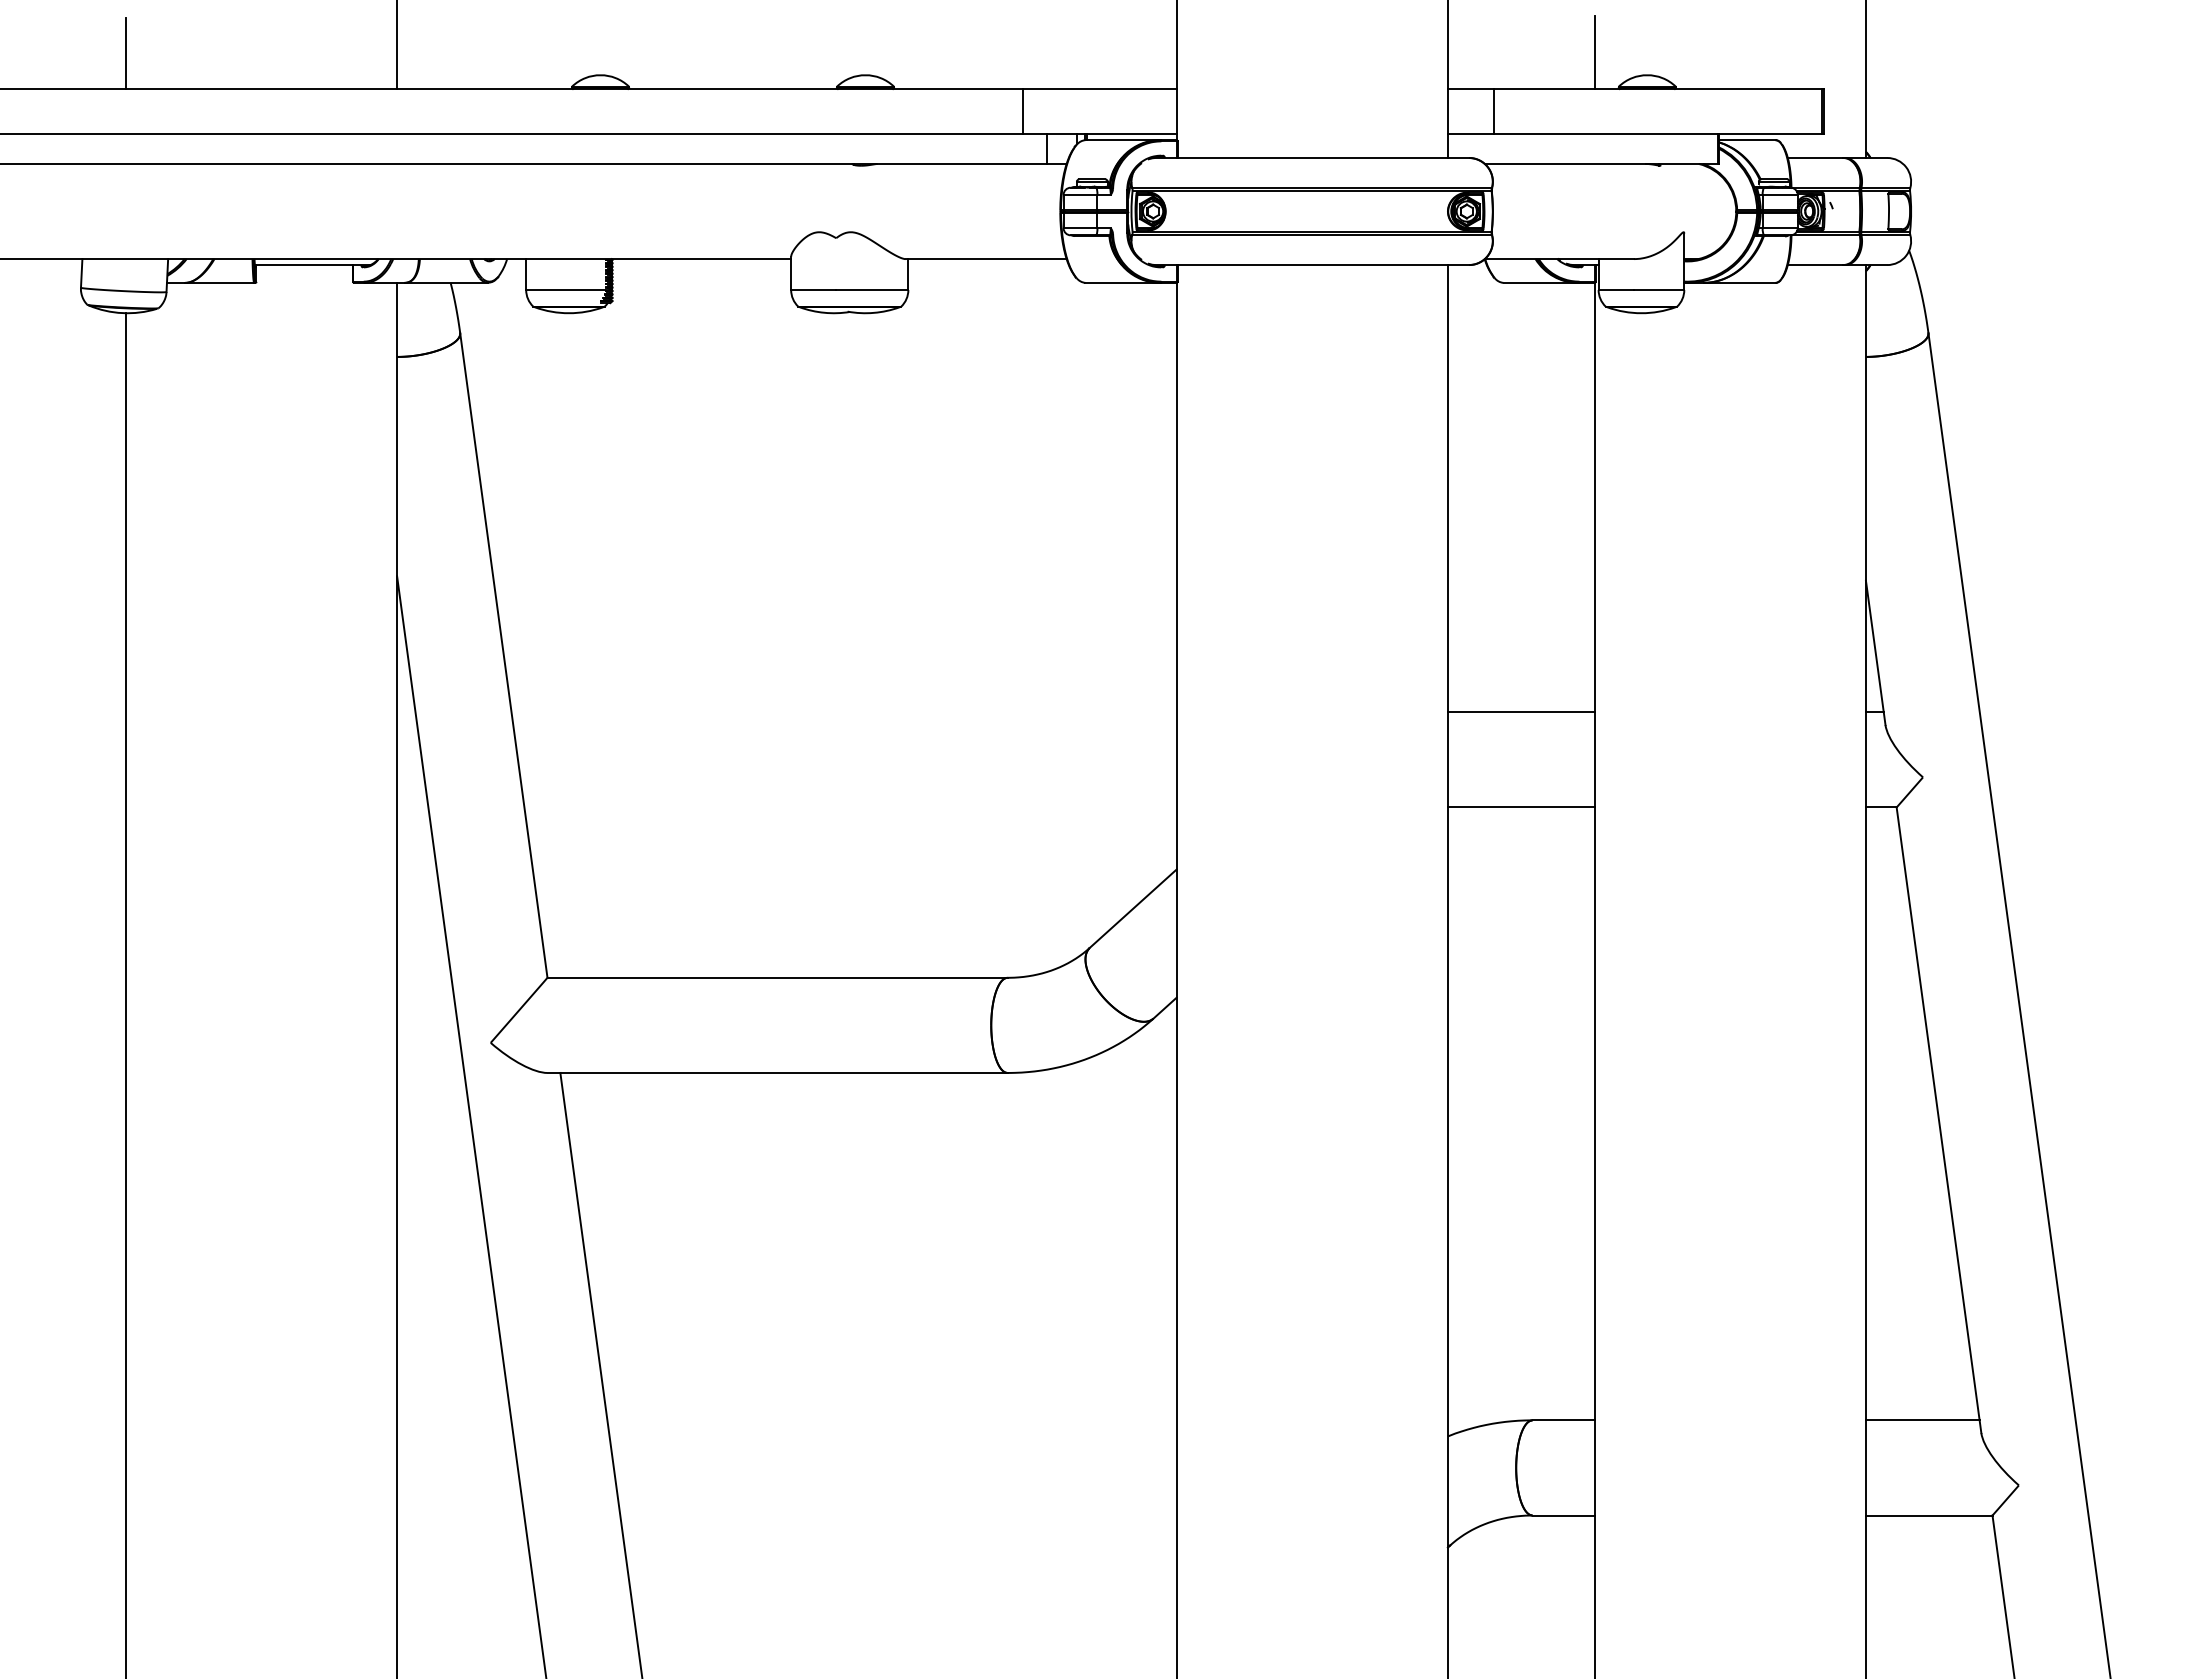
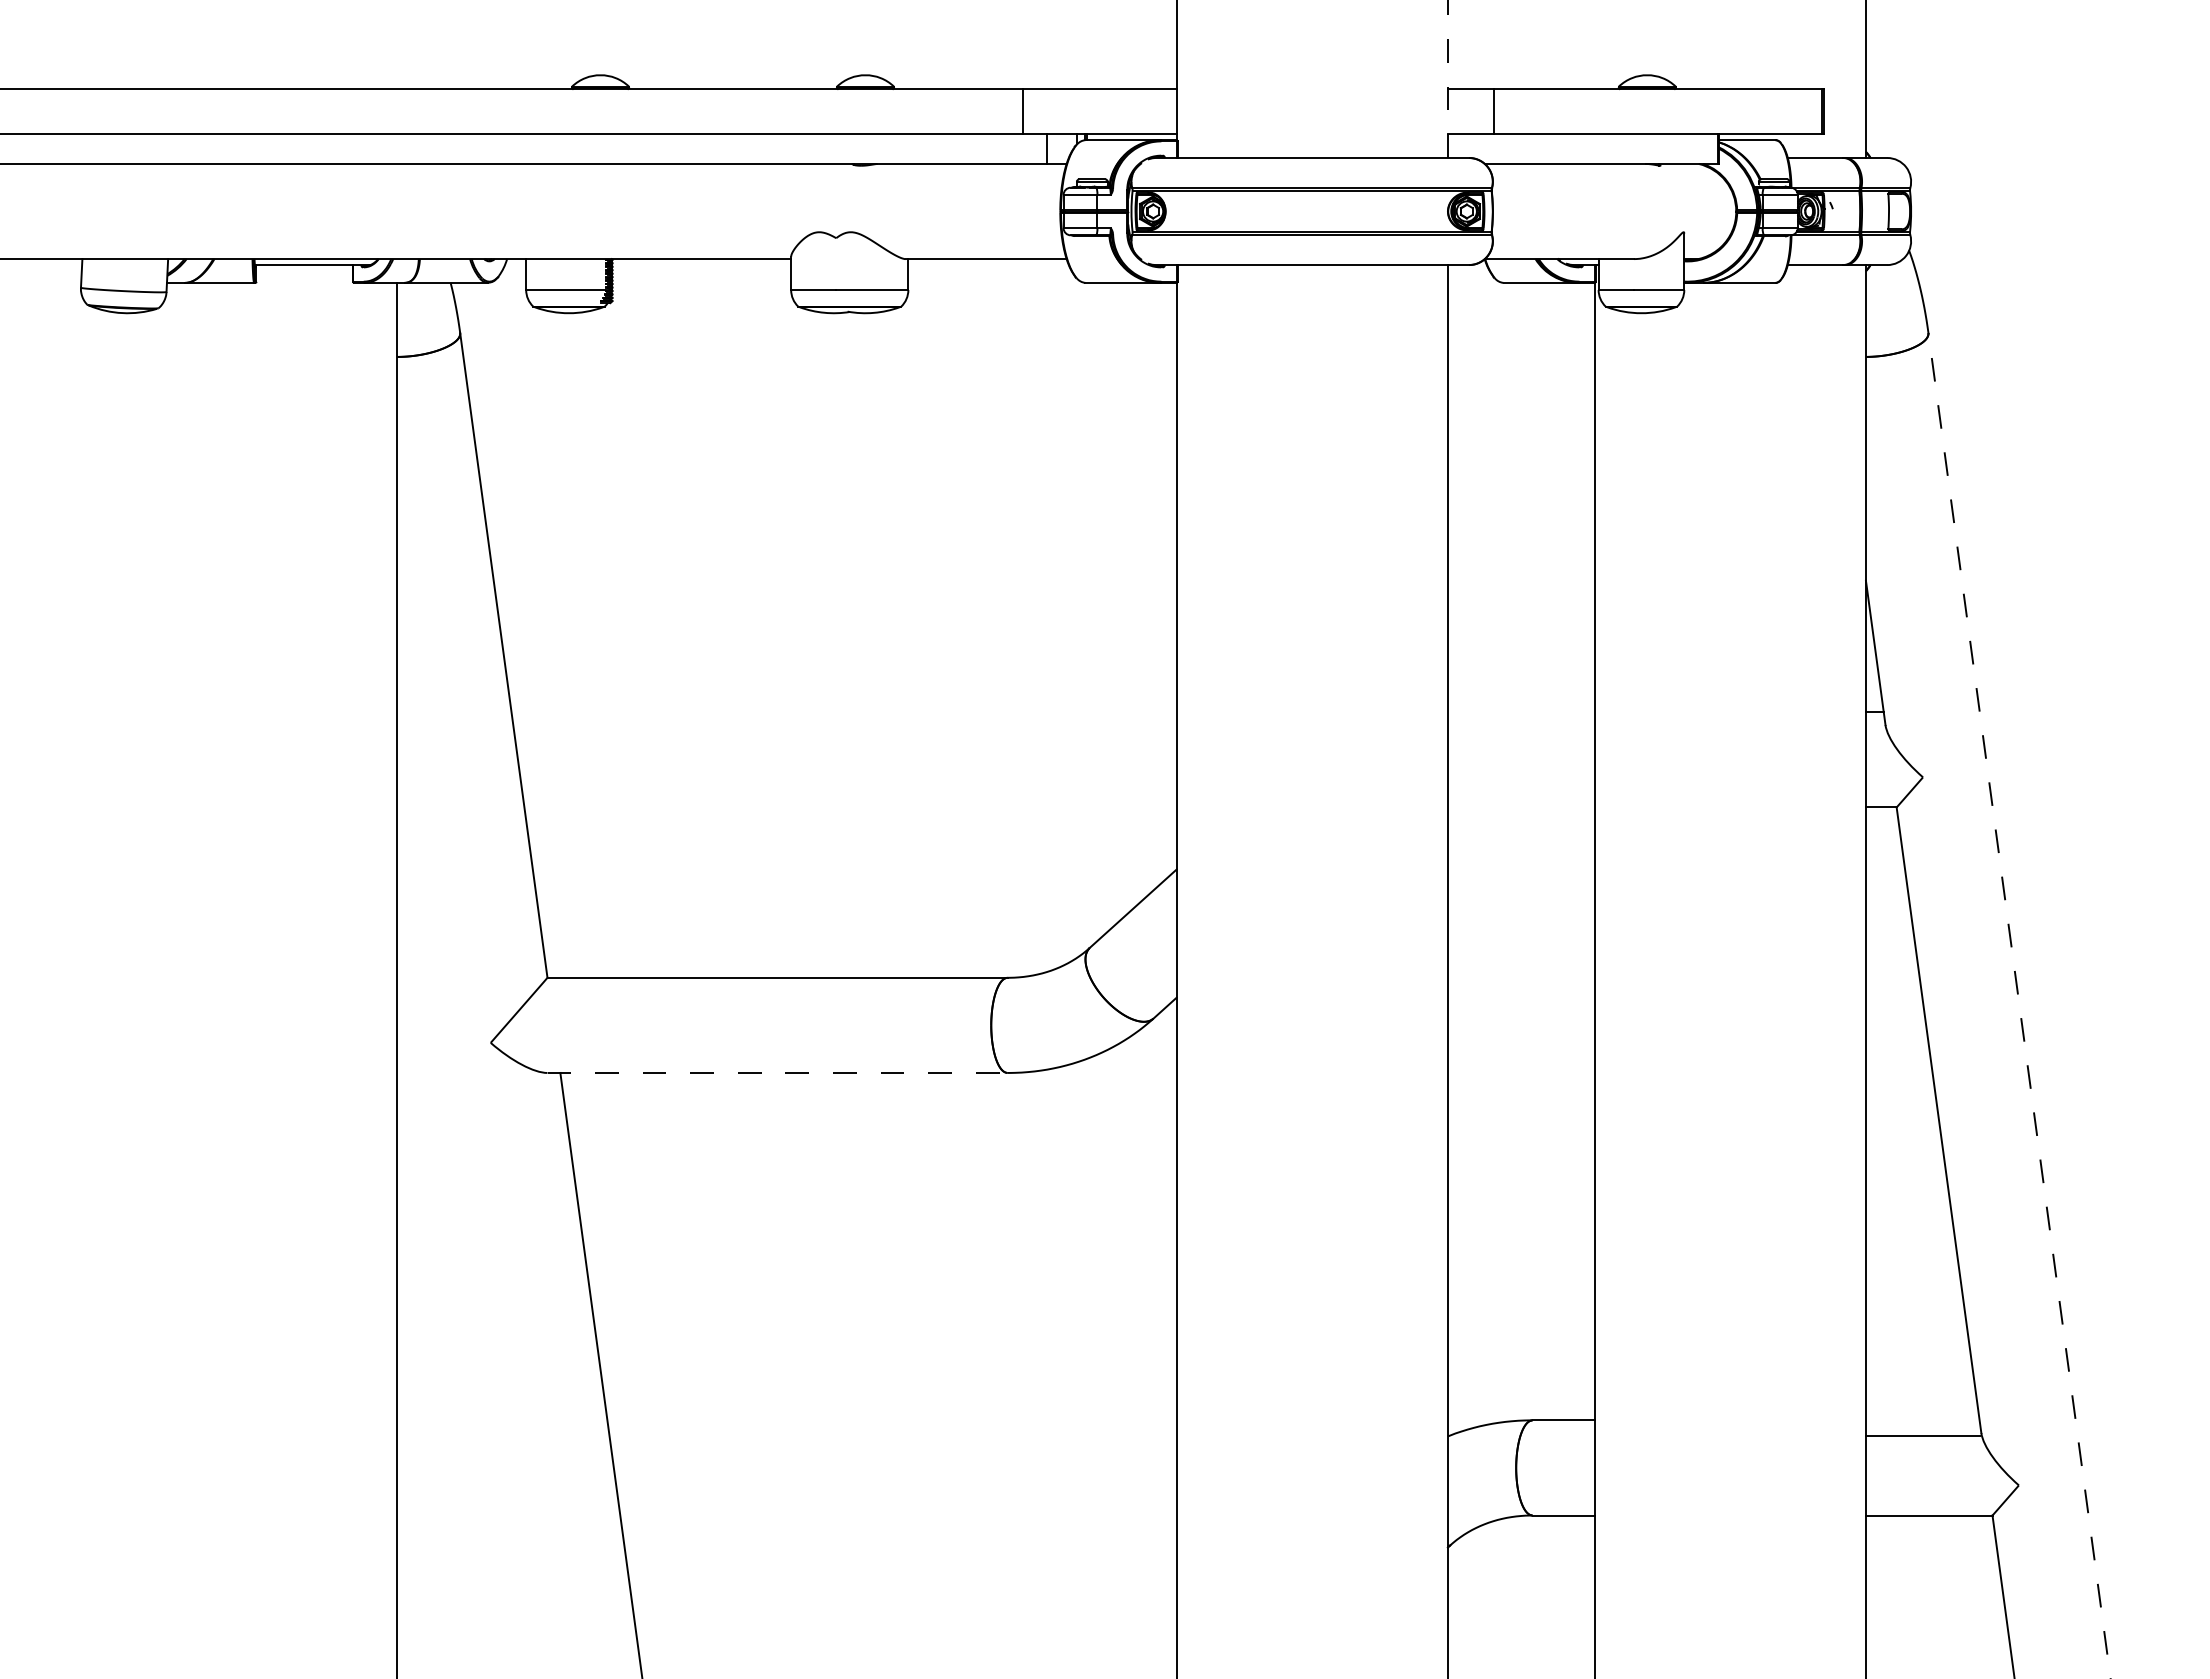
line: present -> none (397, 45)
line: present -> none (1594, 52)
line: present -> none (125, 53)
line: solid -> dashed (1447, 79)
line: present -> none (1520, 712)
line: present -> none (1520, 807)
line: present -> none (125, 994)
line: solid -> dashed (2019, 1005)
line: solid -> dashed (778, 1072)
line: present -> none (471, 1125)
line position: (1922, 1420) -> (1922, 1436) (1922, 1436)
